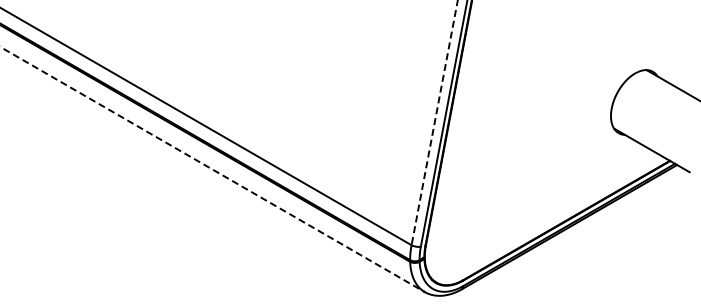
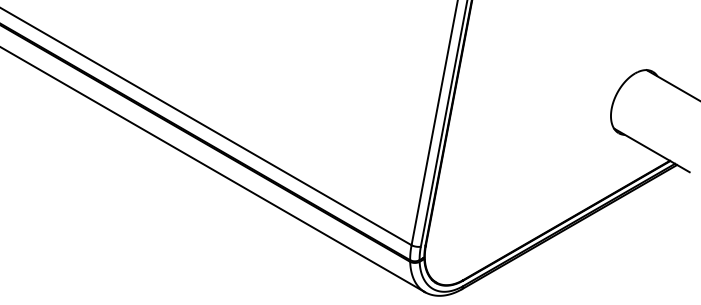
line: dashed -> solid (434, 122)
line: dashed -> solid (212, 169)
